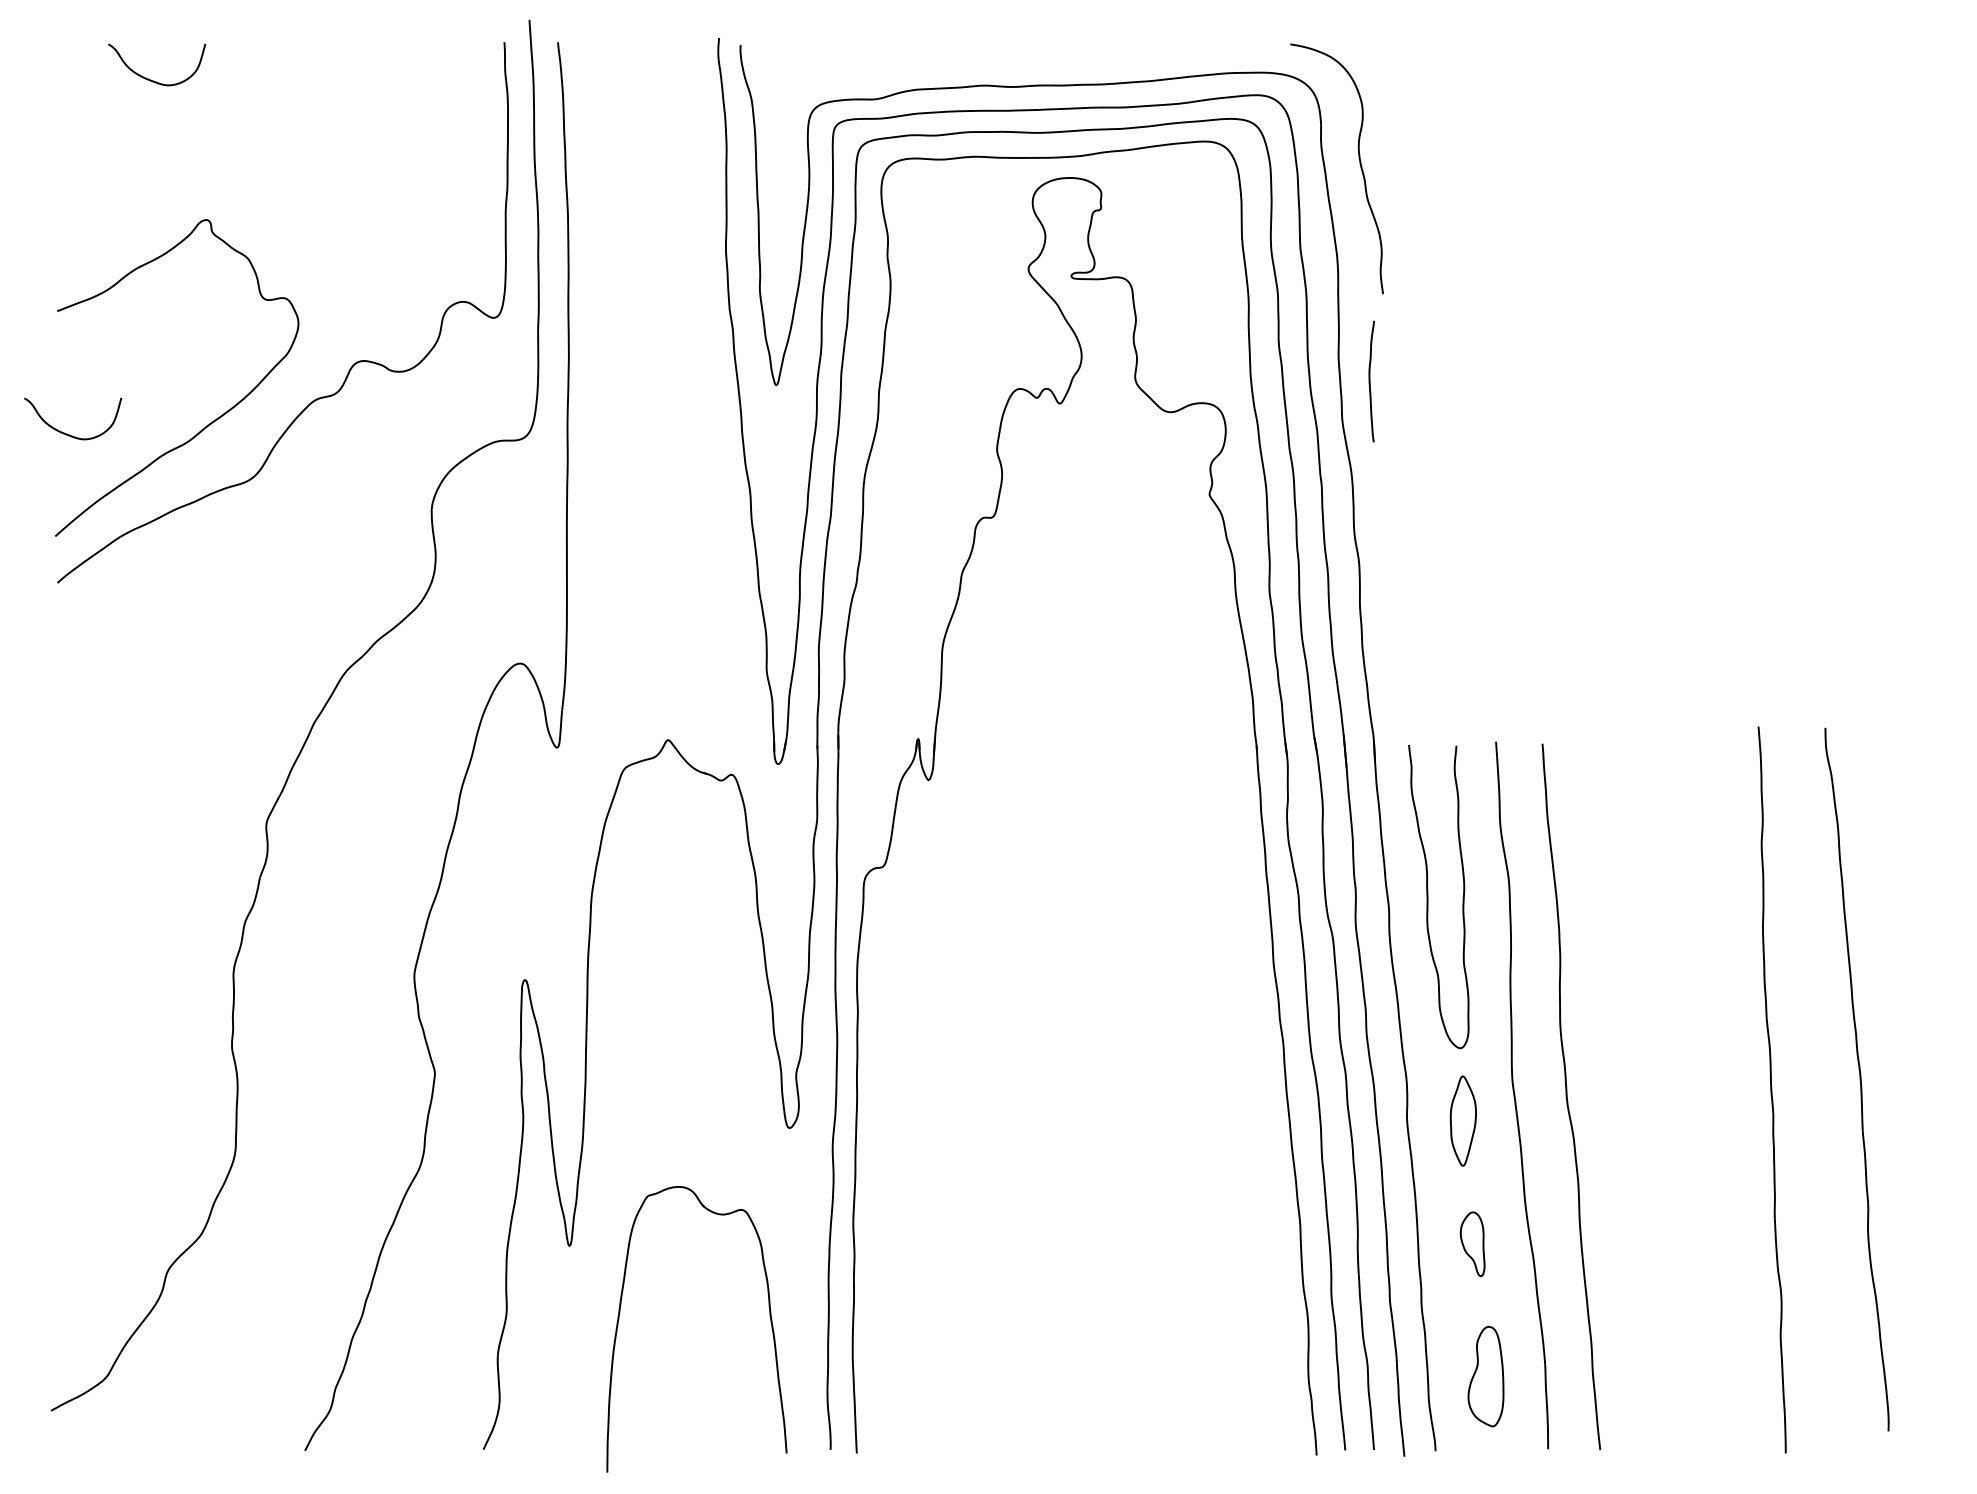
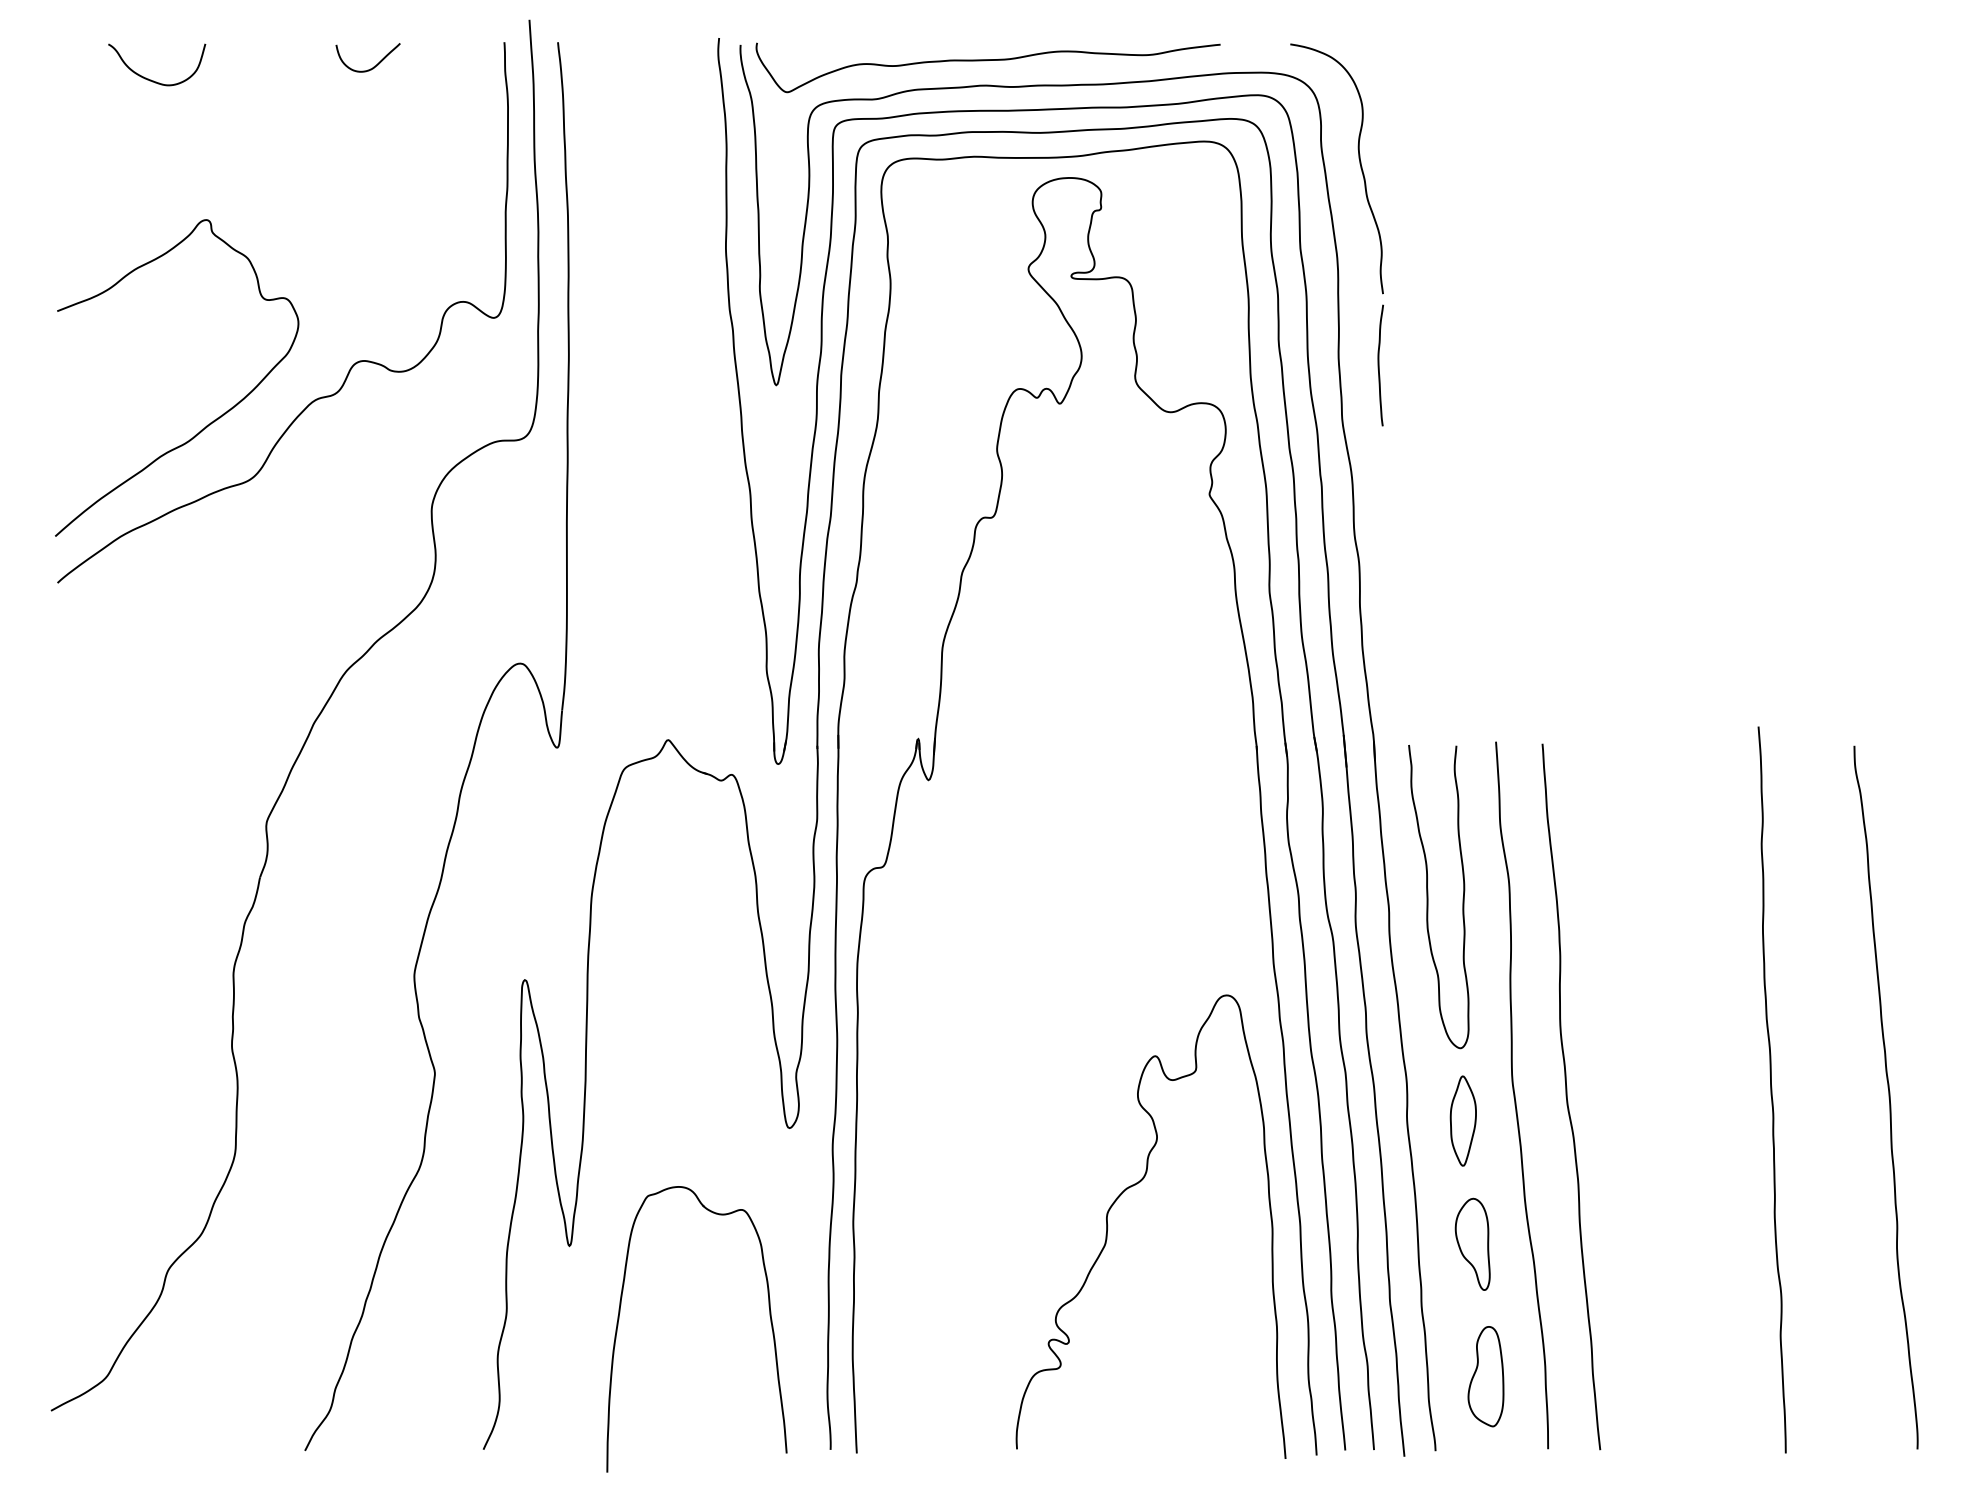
curve: none -> present (985, 61)
curve: none -> present (373, 66)
curve position: (1370, 381) -> (1379, 365) (1379, 365)
curve: present -> none (67, 433)
curve position: (1859, 1079) -> (1888, 1097) (1888, 1097)
curve: none -> present (1116, 1201)
part size: 27x67 px -> 37x94 px (1472, 1243)
